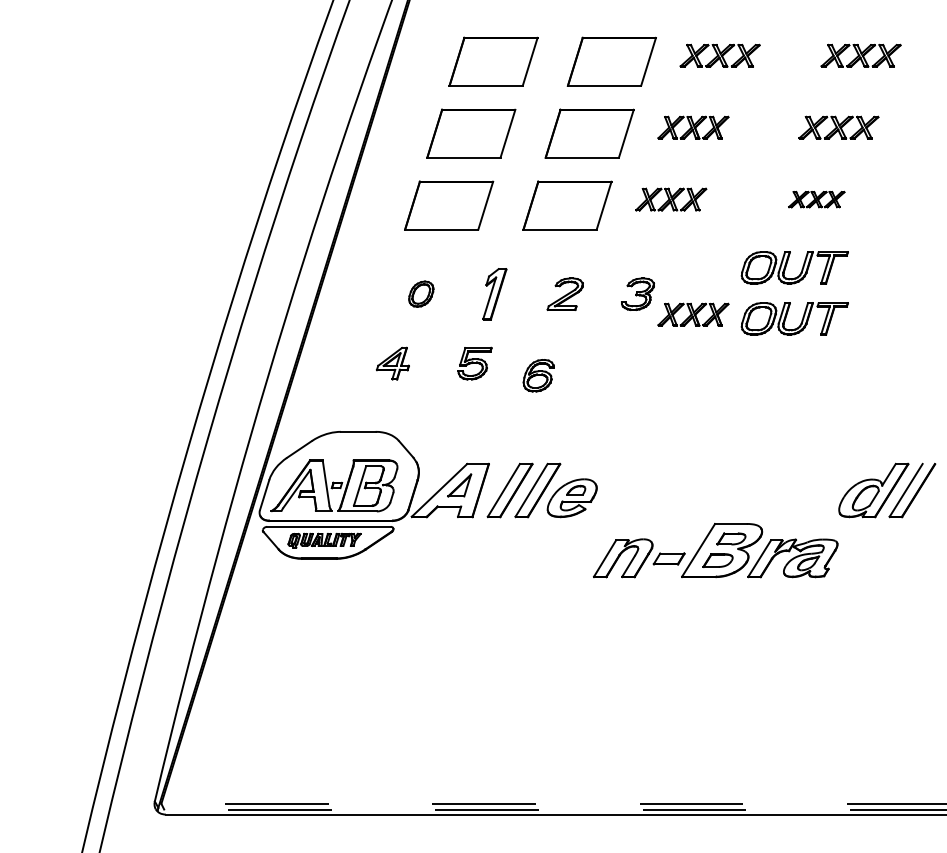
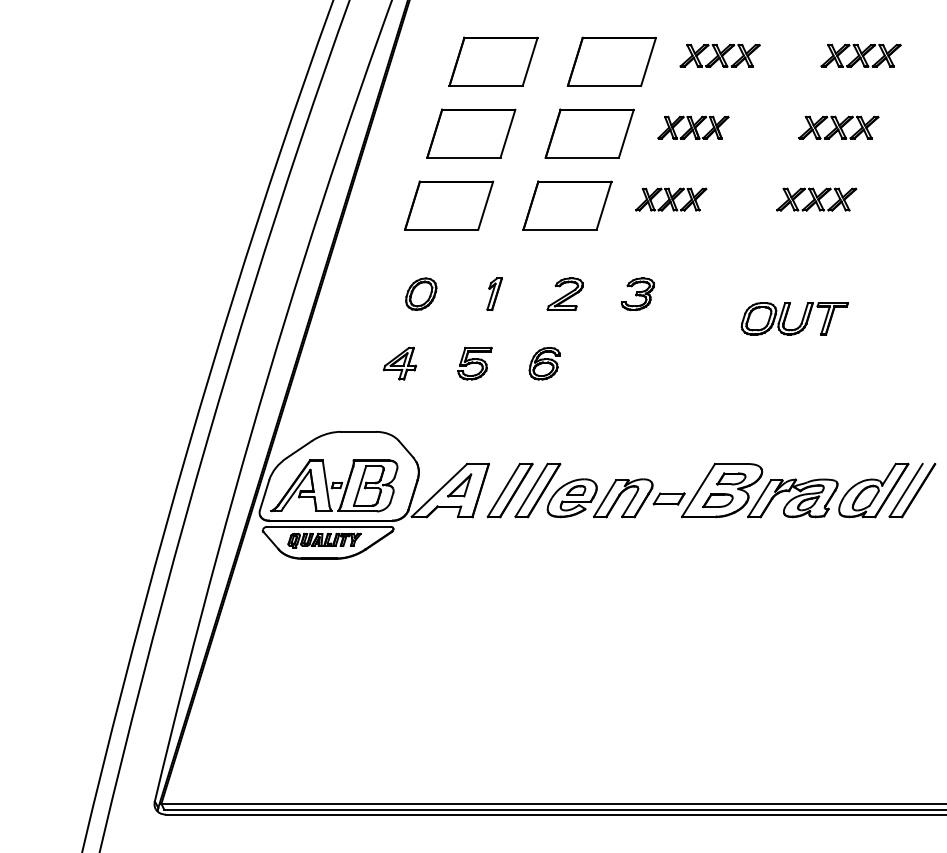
part size: 58x19 px -> 82x25 px (816, 199)
part: present -> none (801, 269)
part size: 27x28 px -> 33x34 px (421, 293)
part size: 26x53 px -> 17x34 px (494, 293)
part: present -> none (693, 314)
part position: (392, 363) -> (399, 363) (399, 363)
part position: (538, 375) -> (544, 363) (544, 363)
part position: (715, 550) -> (715, 490) (715, 490)
line: dashed -> solid (554, 803)
line: dashed -> solid (554, 809)
